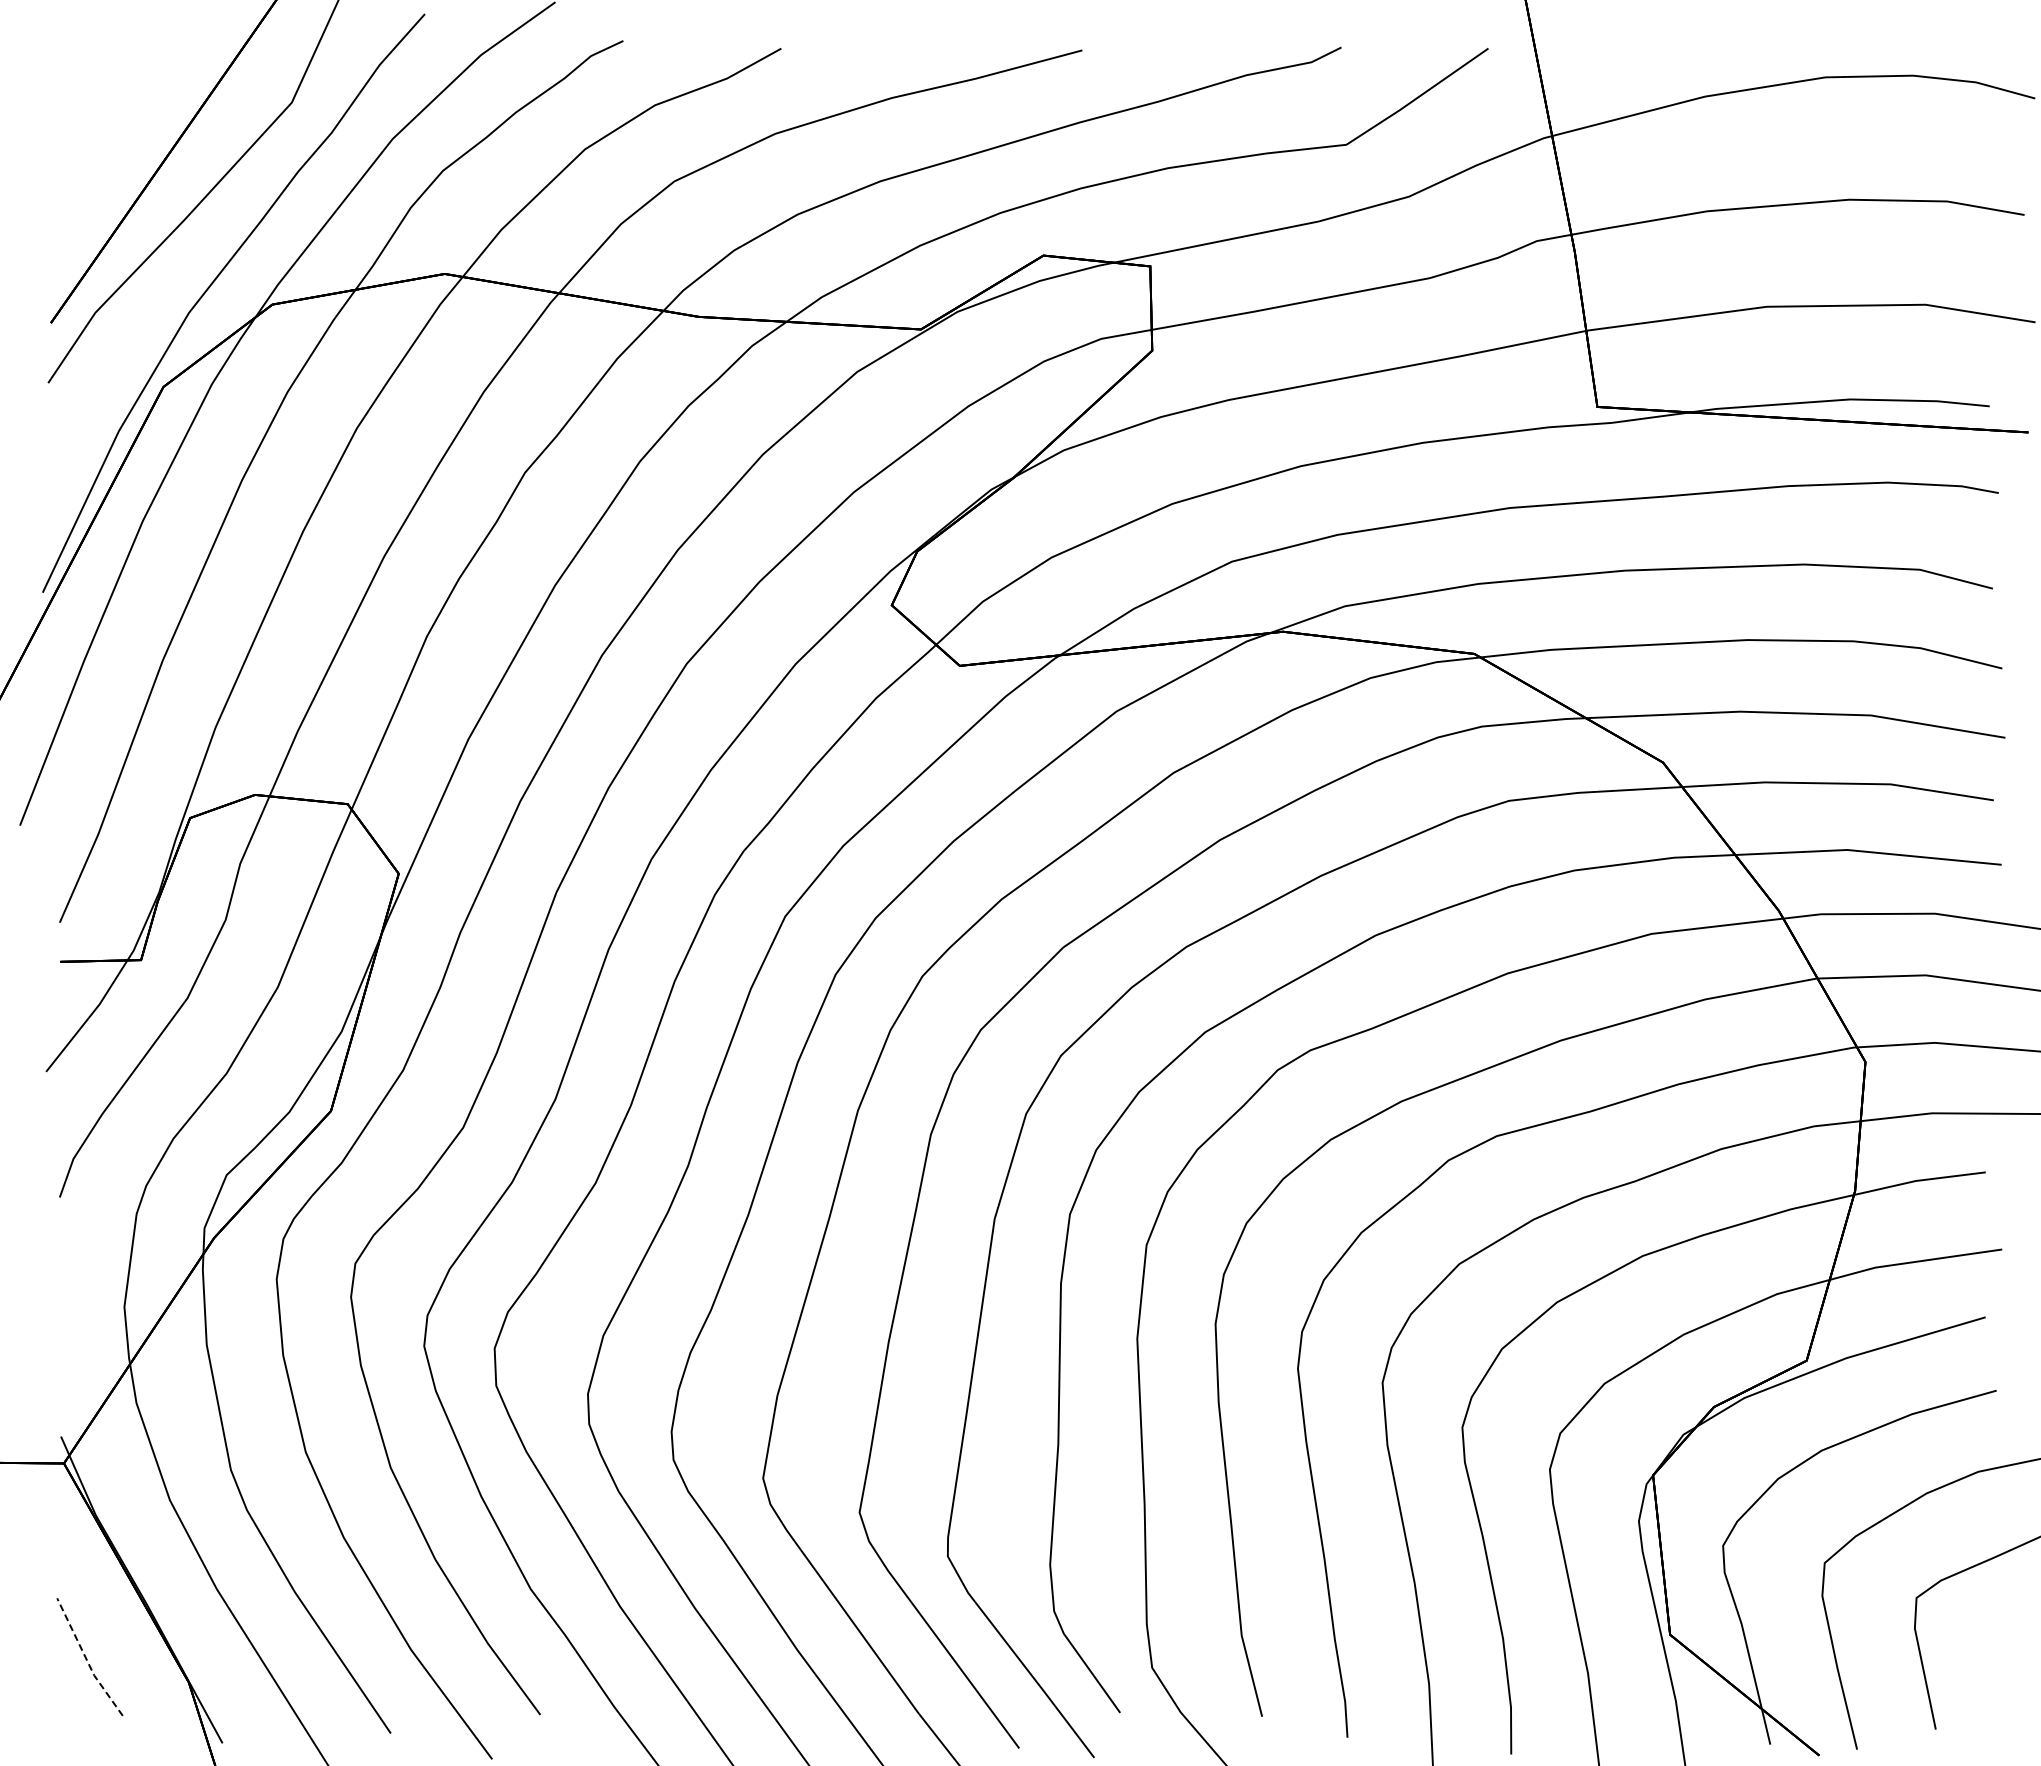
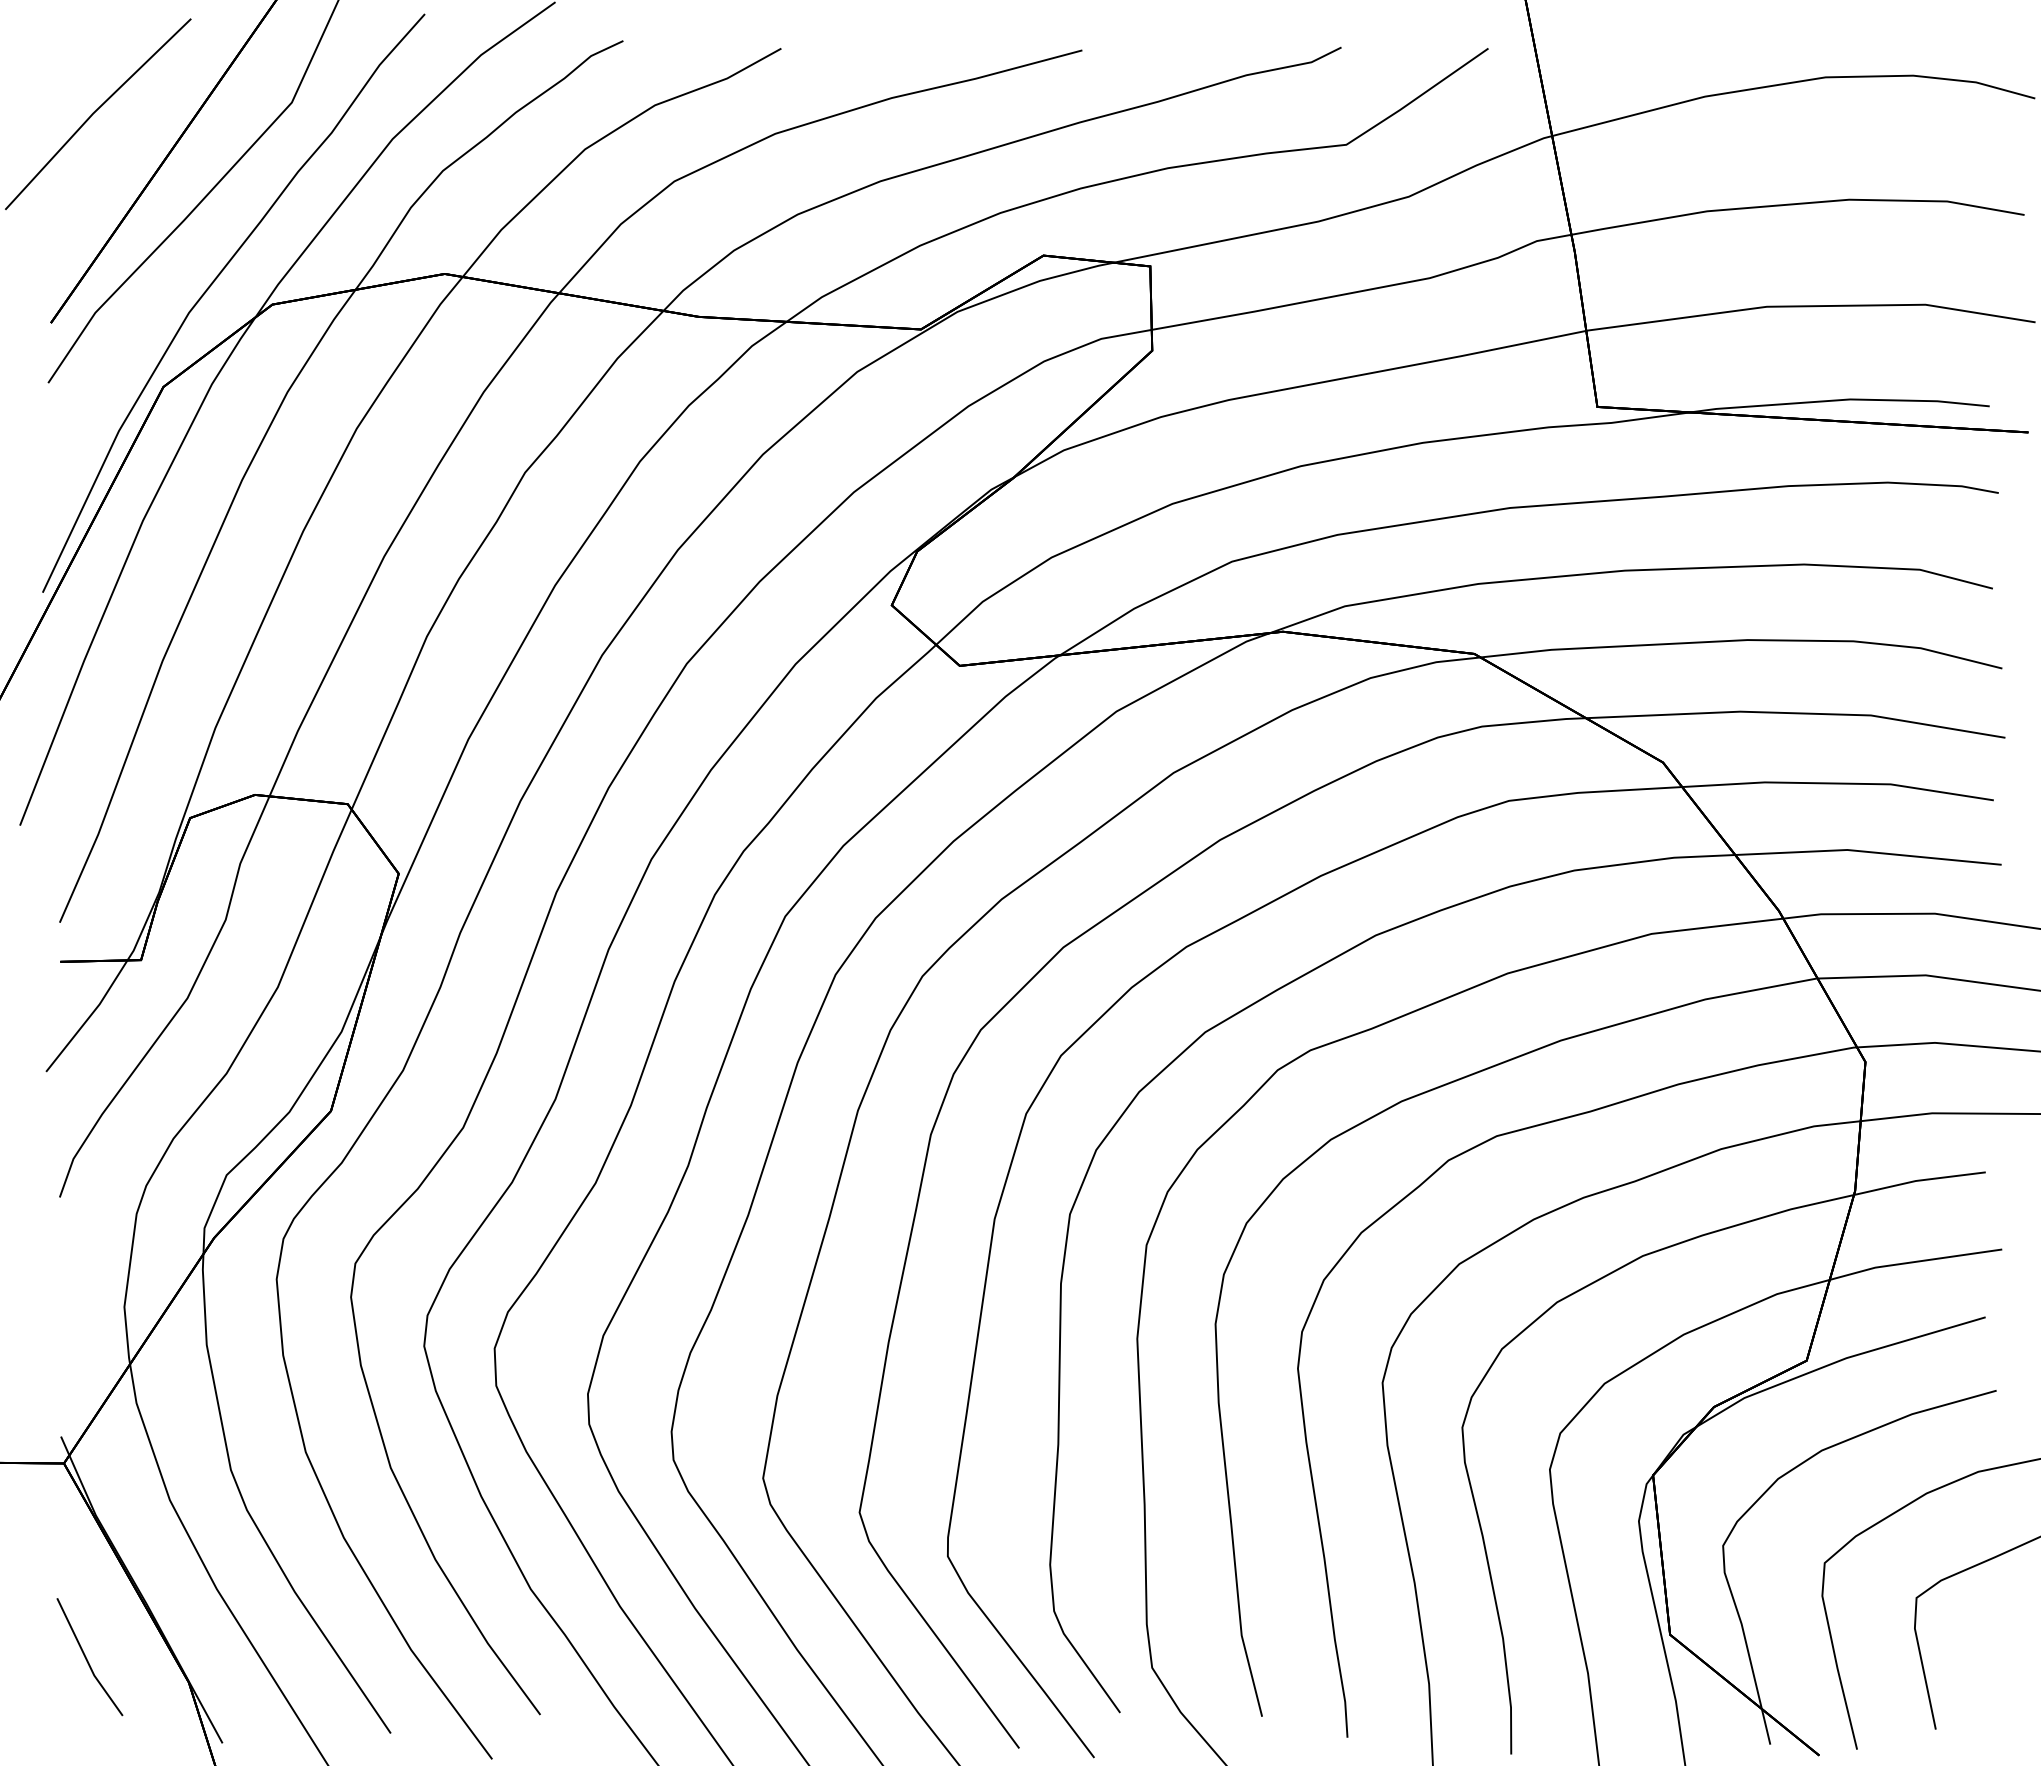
line: none -> present (96, 111)
line: dashed -> solid (86, 1659)
